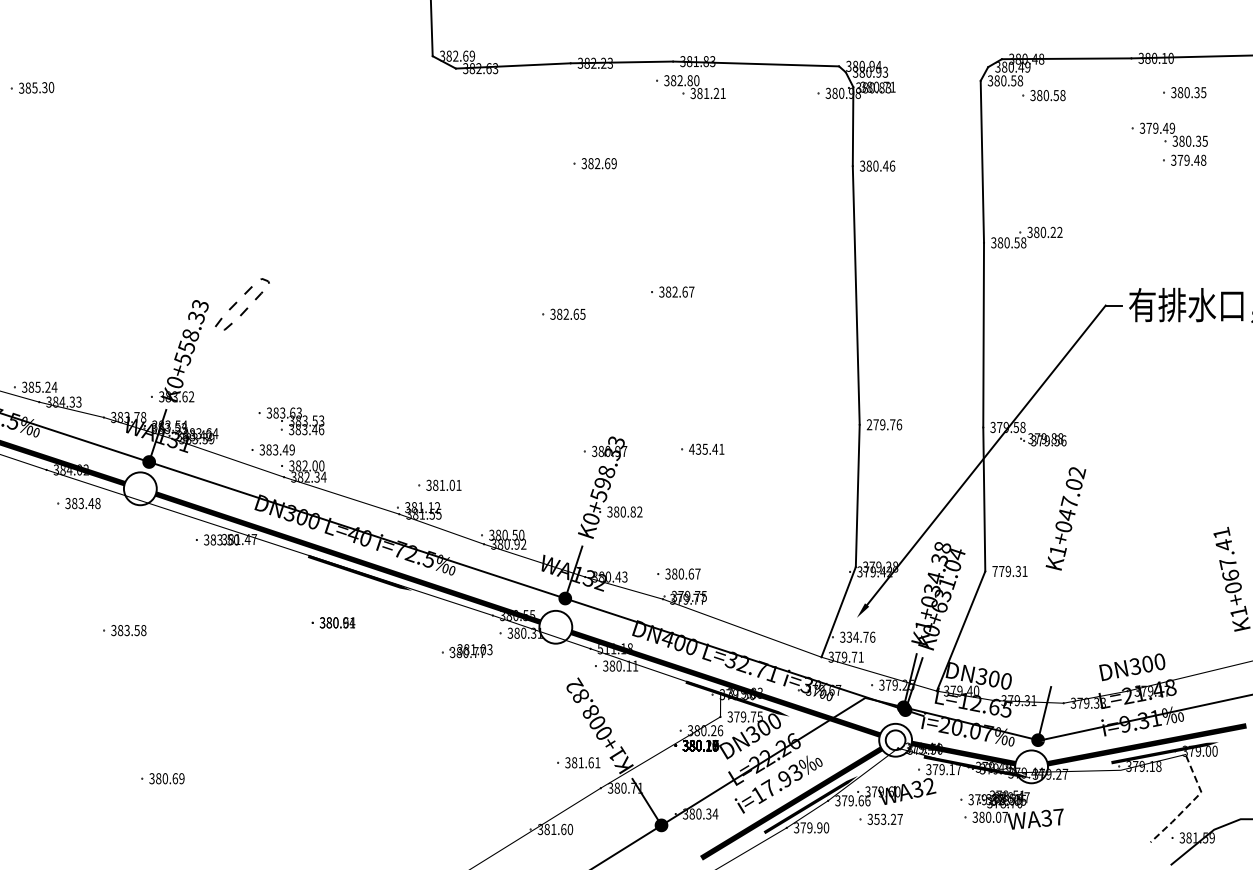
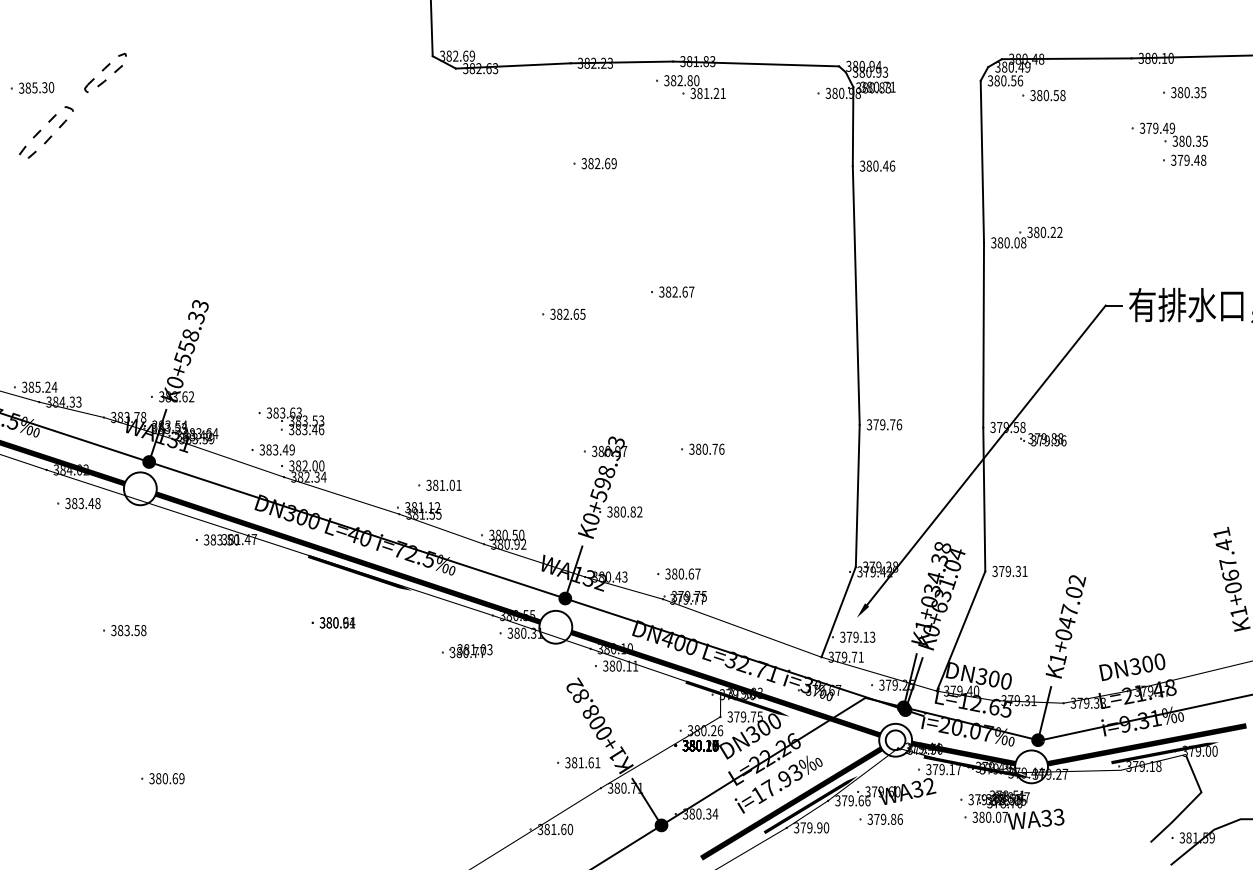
part: none -> present (105, 72)
text: 380.58 -> 380.56 (1020, 80)
text: 380.58 -> 380.08 (1016, 242)
part position: (242, 304) -> (46, 132) (46, 132)
text: 279.76 -> 379.76 (869, 425)
text: 435.41 -> 380.76 (706, 448)
text position: (1065, 518) -> (1065, 626) (1065, 626)
text: 779.31 -> 379.31 (994, 571)
text: 334.76 -> 379.13 (860, 636)
text: 511.18 -> 380.10 (615, 648)
line: dashed -> solid (1190, 803)
text: WA37 -> WA33 (1058, 816)
text: 353.27 -> 379.86 (888, 818)
